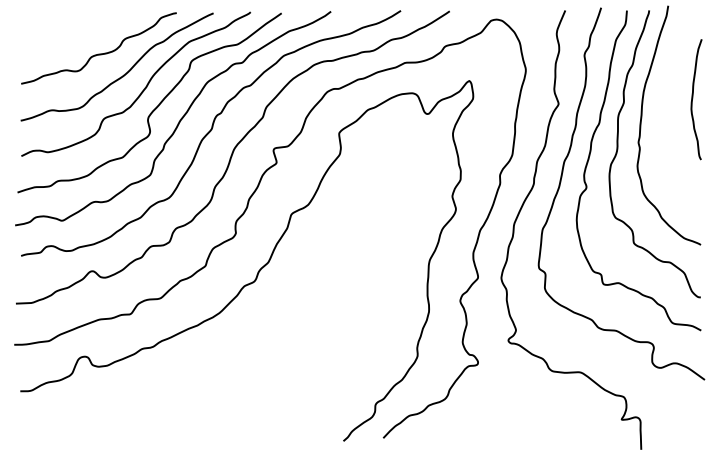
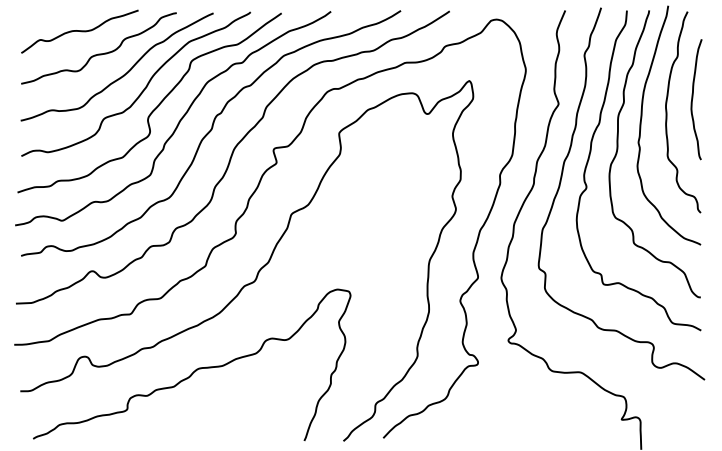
curve: none -> present (79, 31)
curve: none -> present (667, 112)
curve: none -> present (196, 368)
